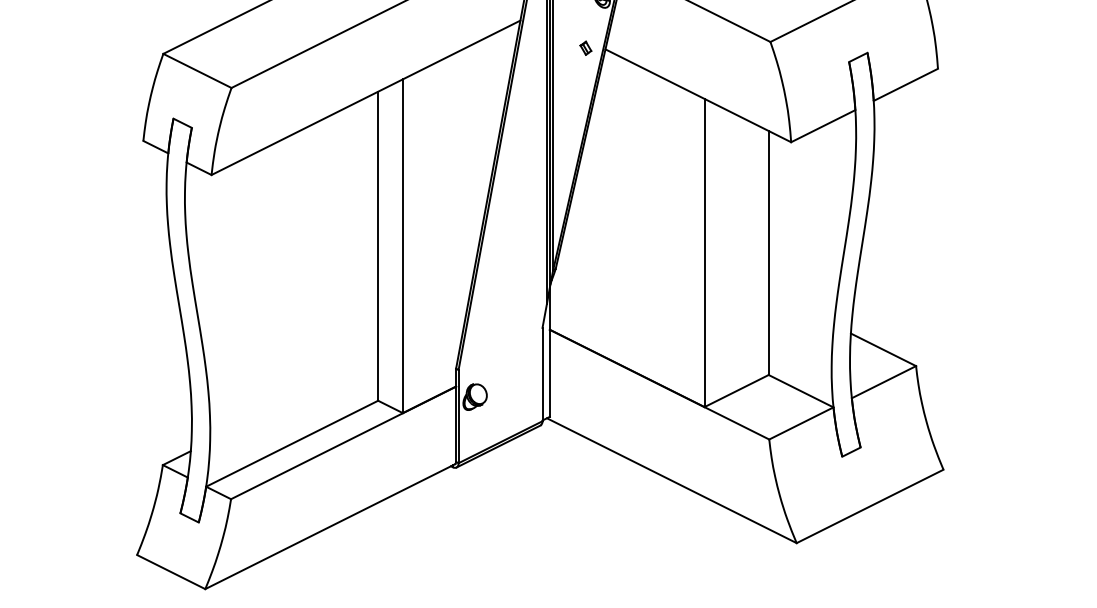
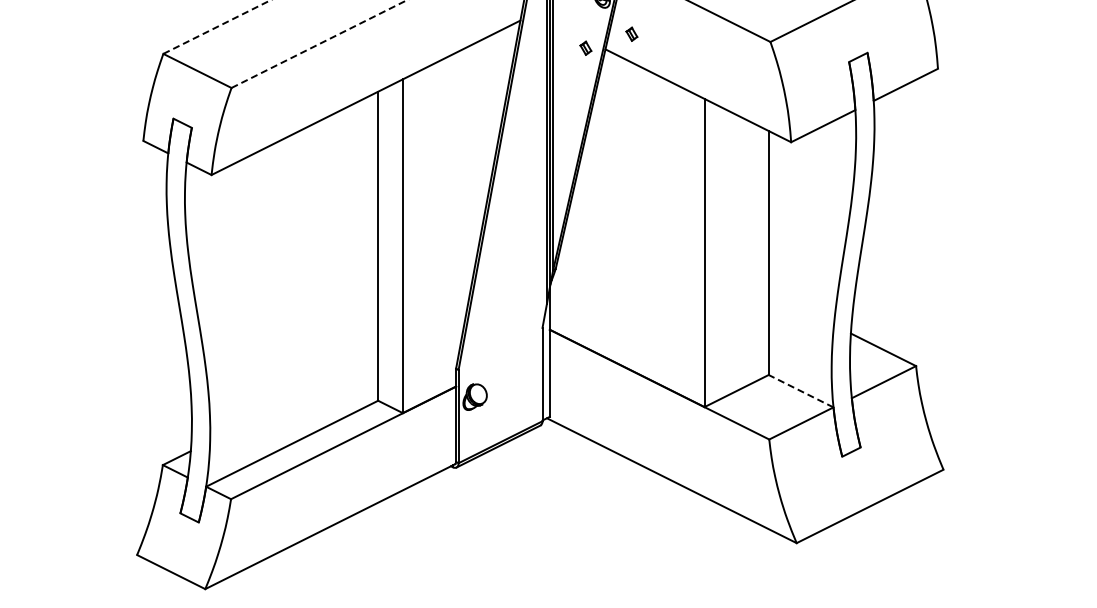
line: solid -> dashed (217, 27)
part: none -> present (631, 33)
line: solid -> dashed (319, 44)
line: solid -> dashed (800, 390)
